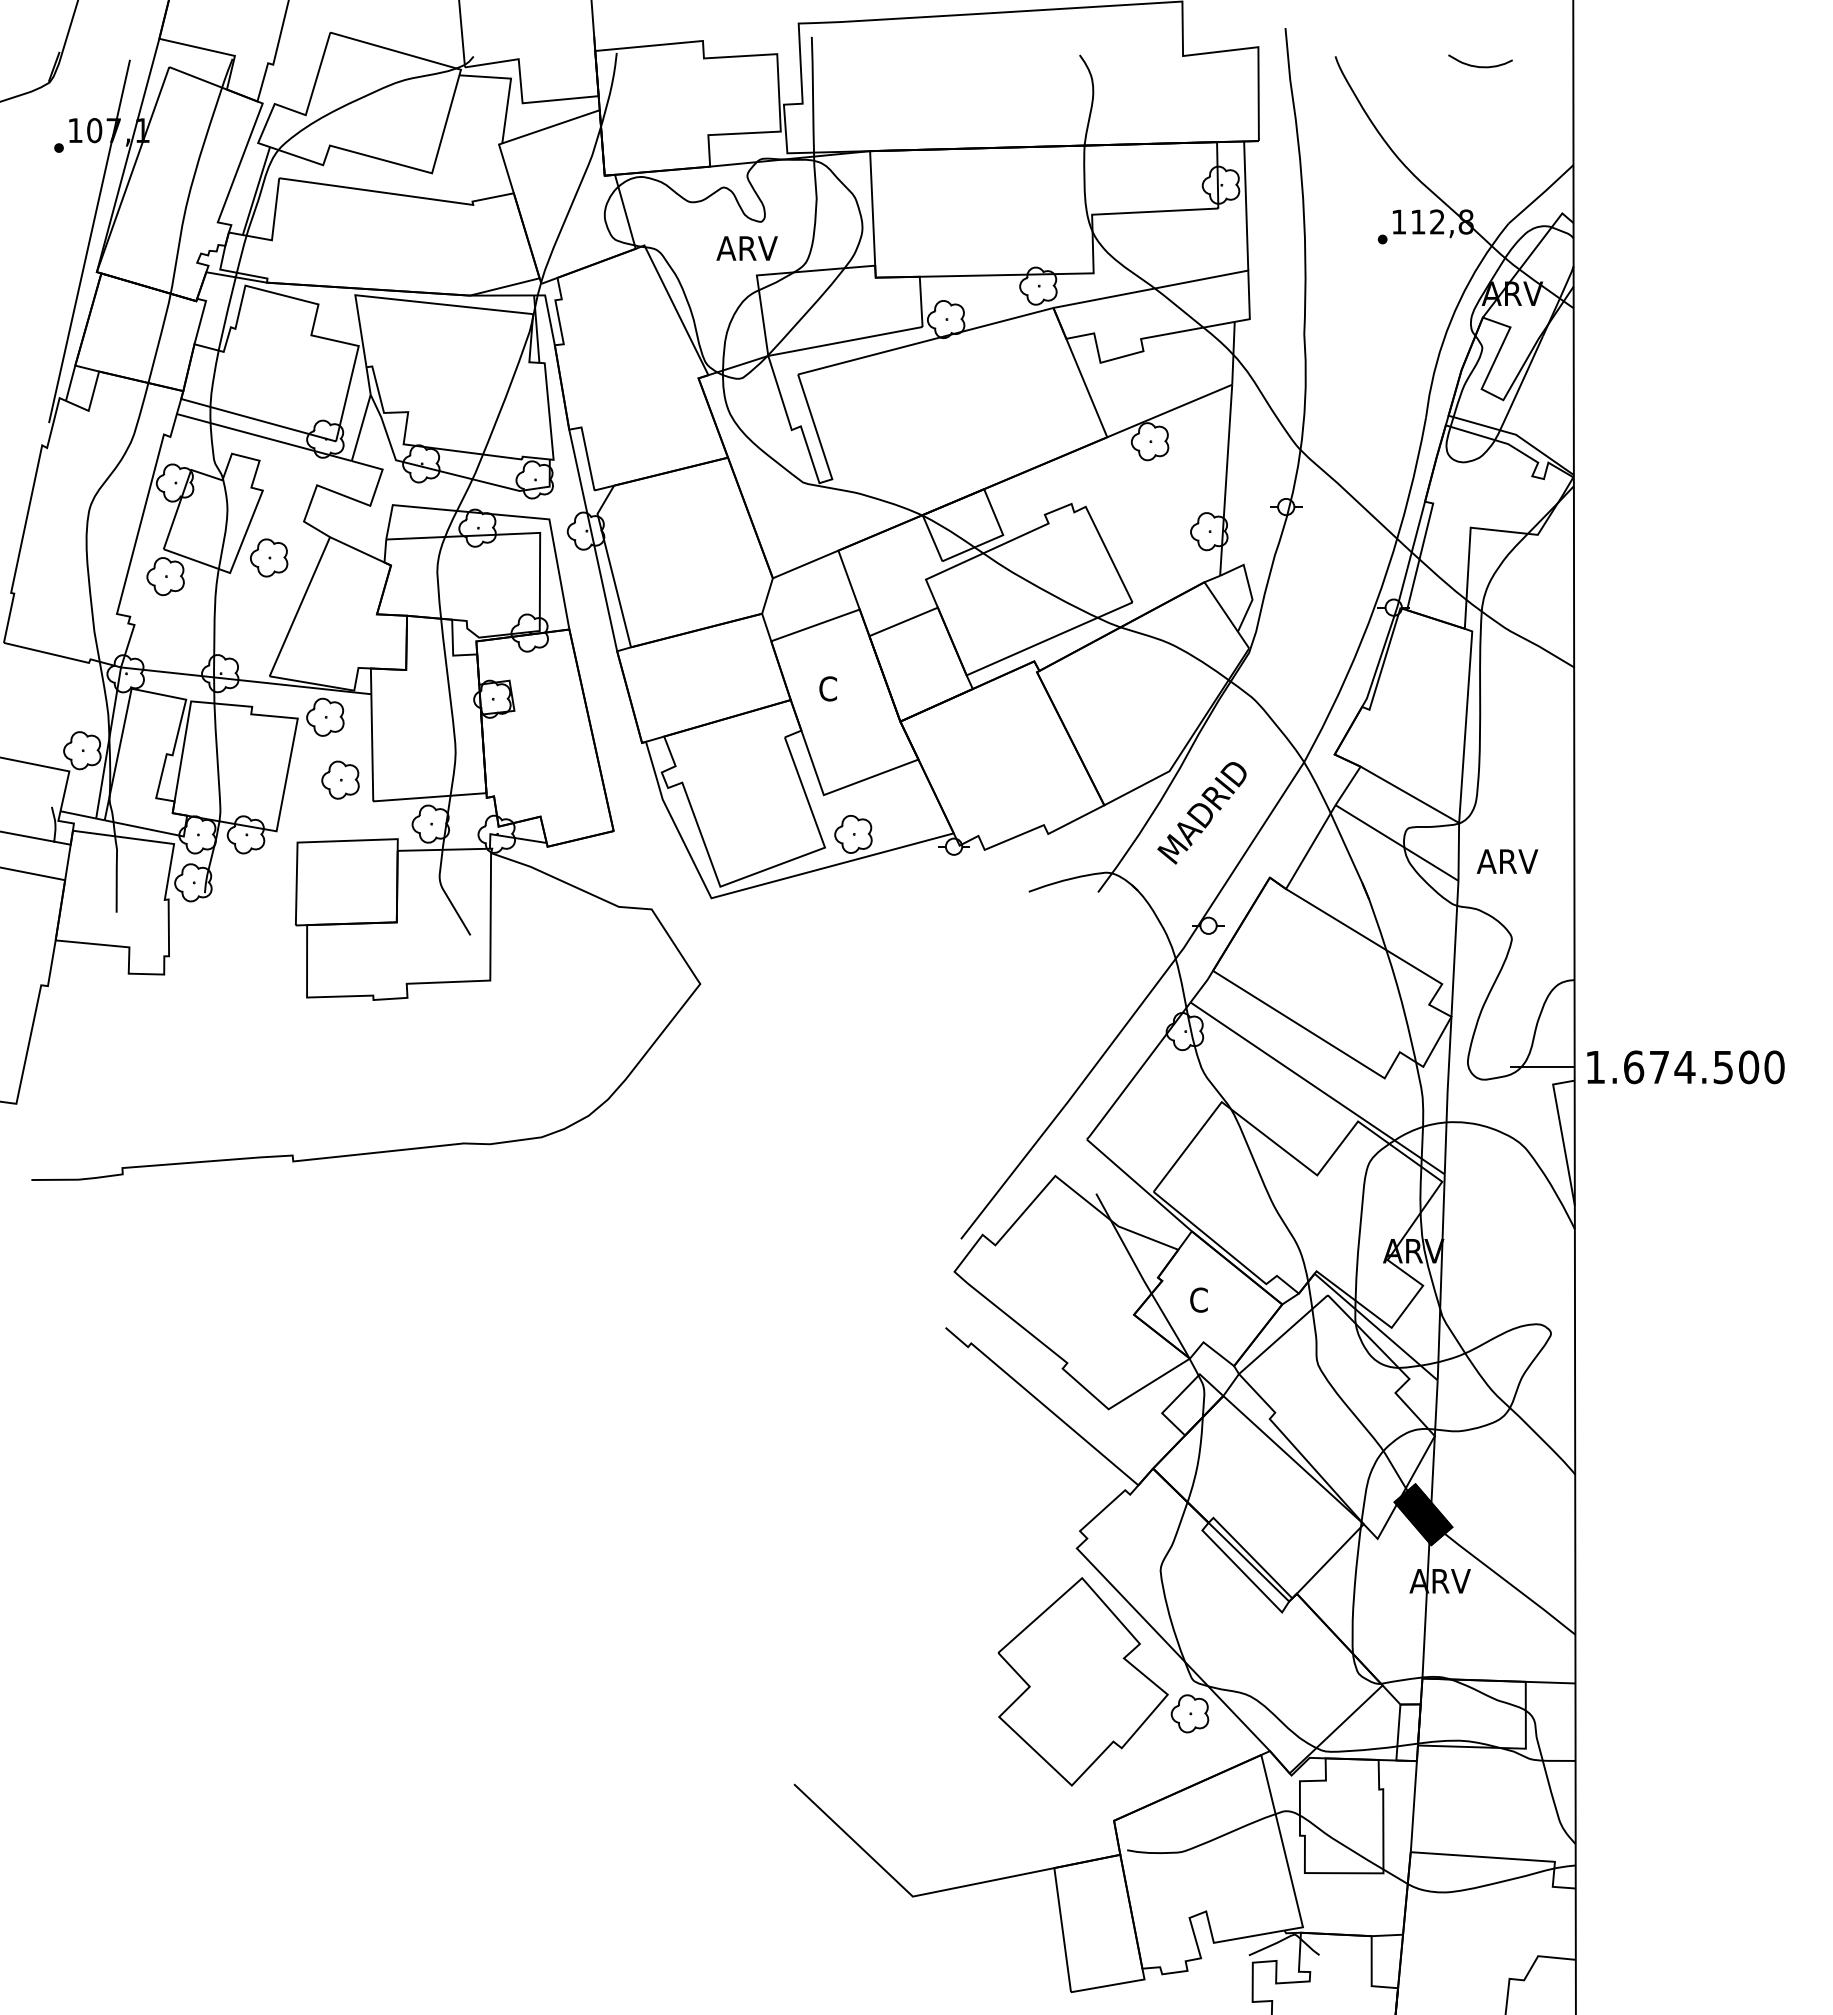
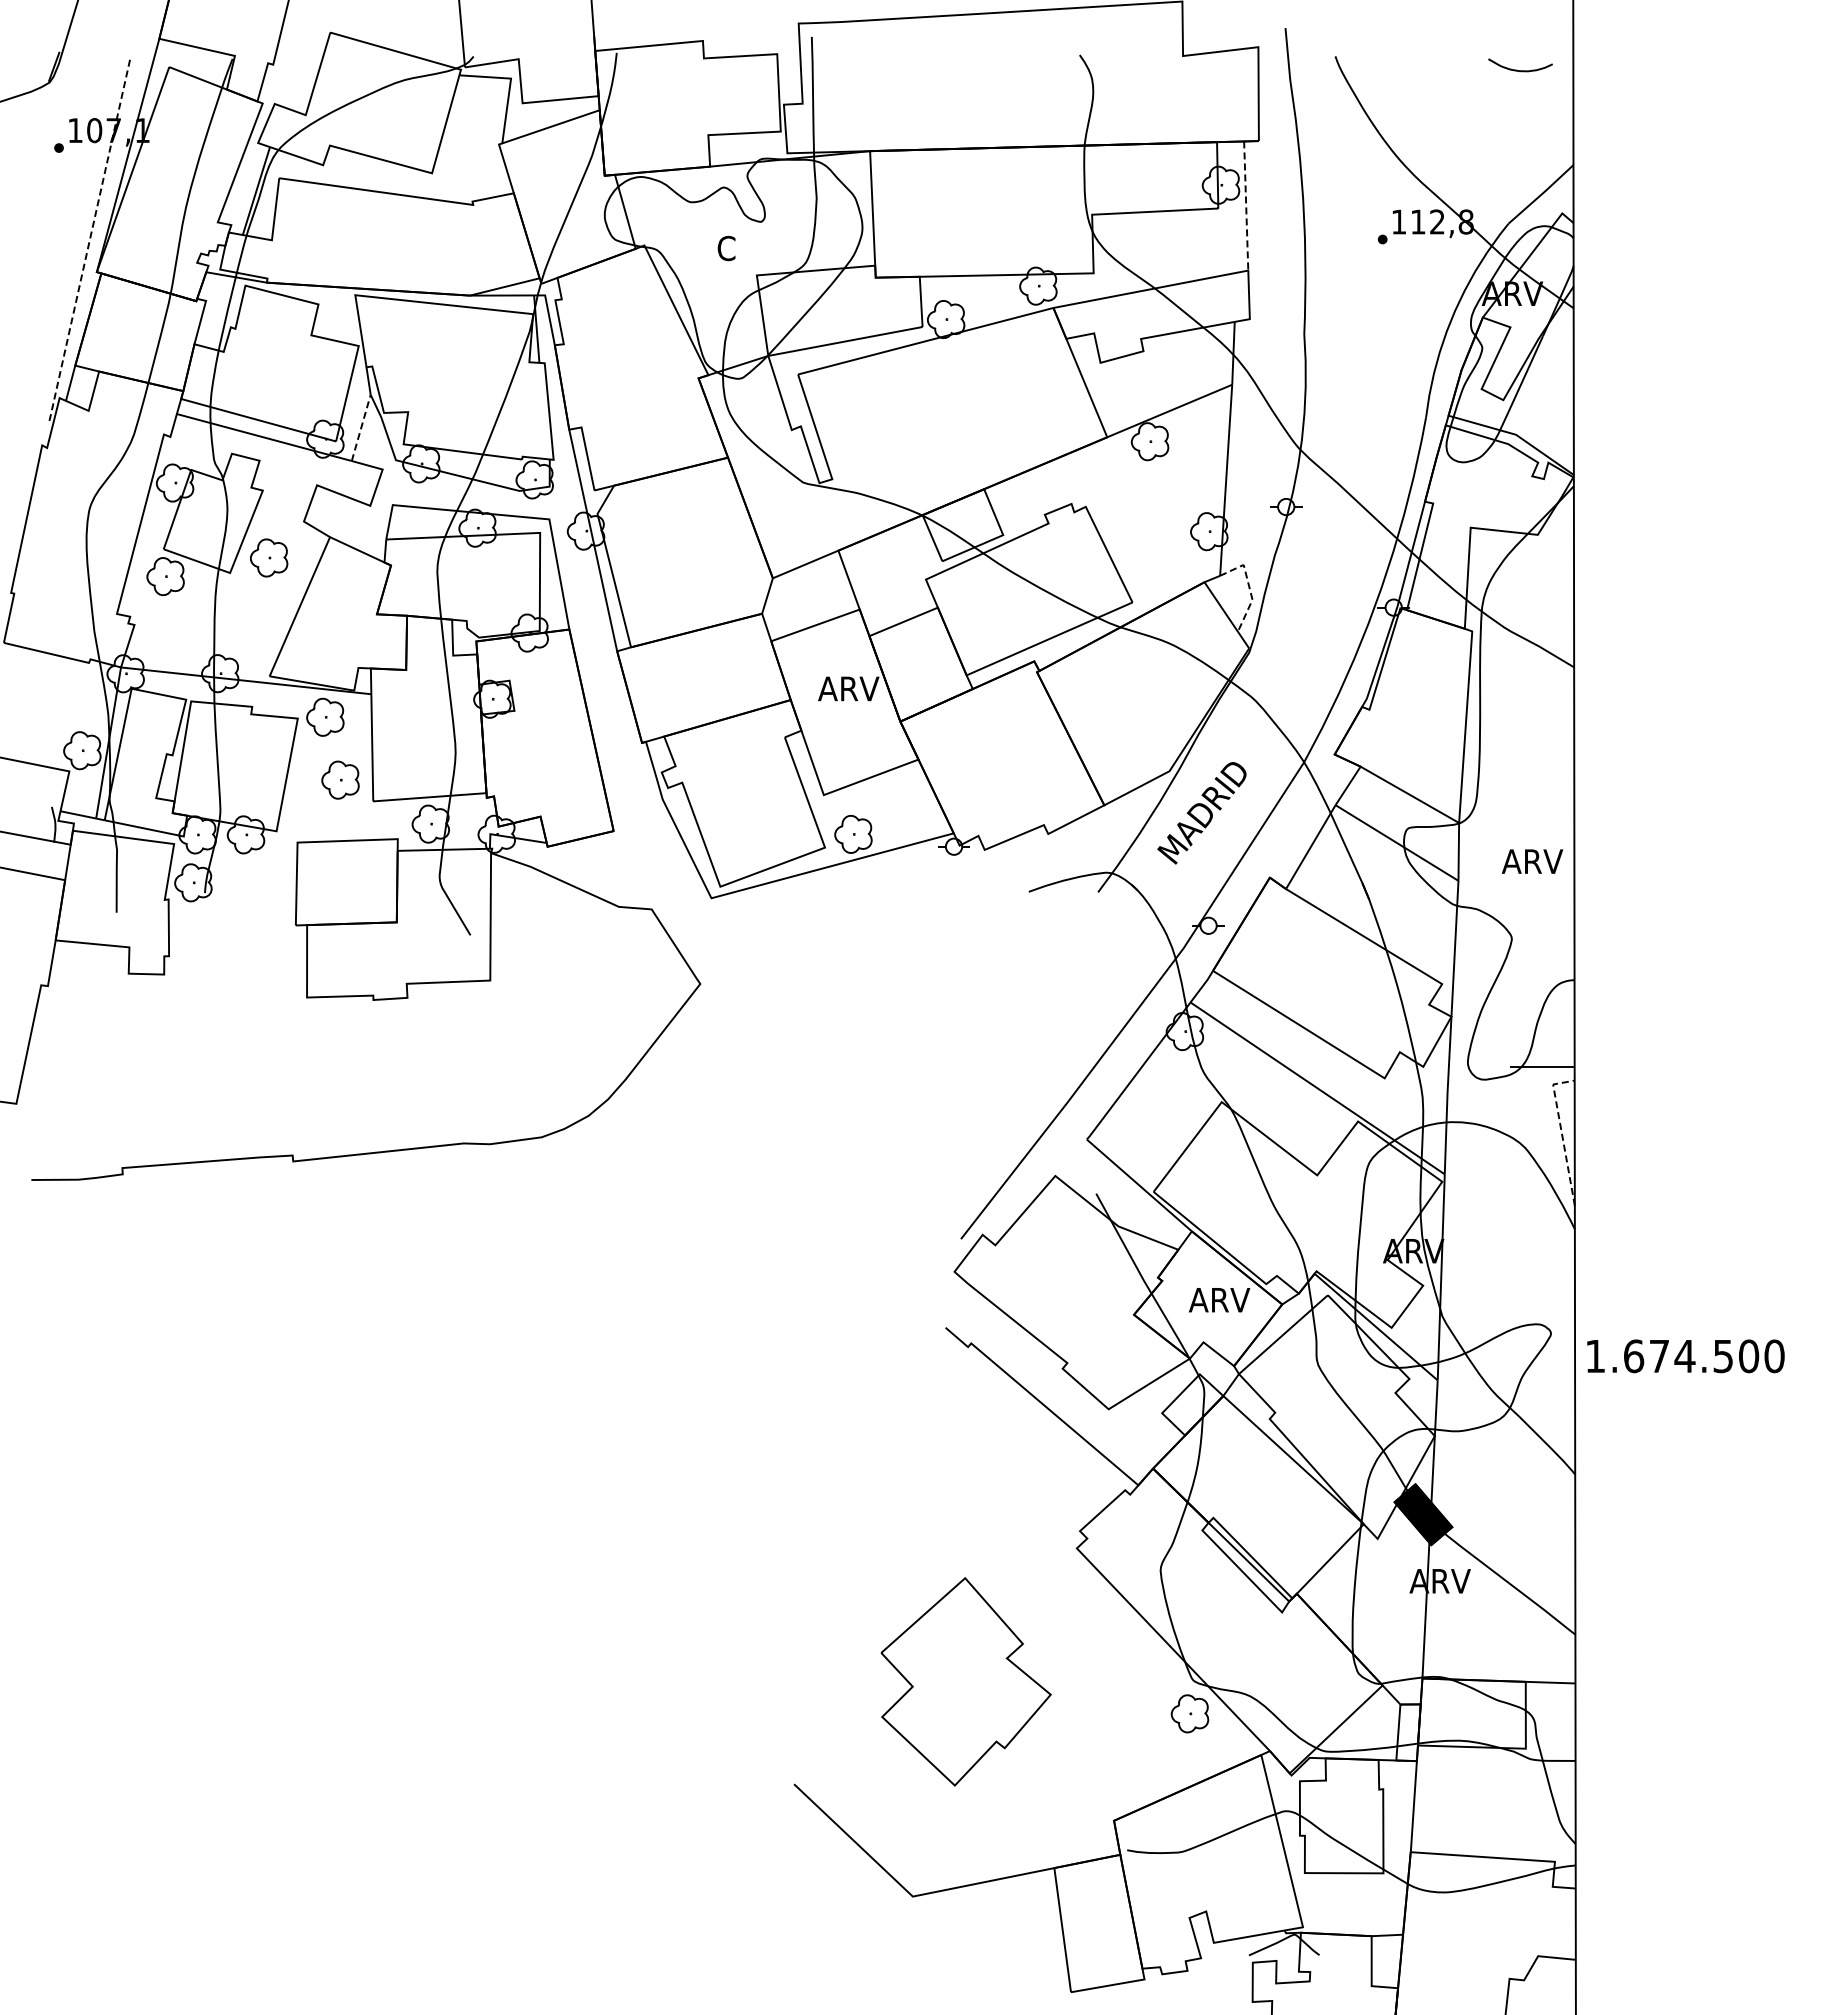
curve position: (1477, 65) -> (1517, 69) (1517, 69)
line: solid -> dashed (1246, 206)
line: solid -> dashed (89, 241)
text: ARV -> C (746, 248)
line: solid -> dashed (361, 427)
line: solid -> dashed (1249, 587)
text: C -> ARV (848, 688)
text position: (1507, 861) -> (1532, 861) (1532, 861)
text position: (1685, 1067) -> (1685, 1356) (1685, 1356)
line: solid -> dashed (1561, 1133)
text: C -> ARV (1219, 1299)
part position: (1082, 1681) -> (965, 1681) (965, 1681)
